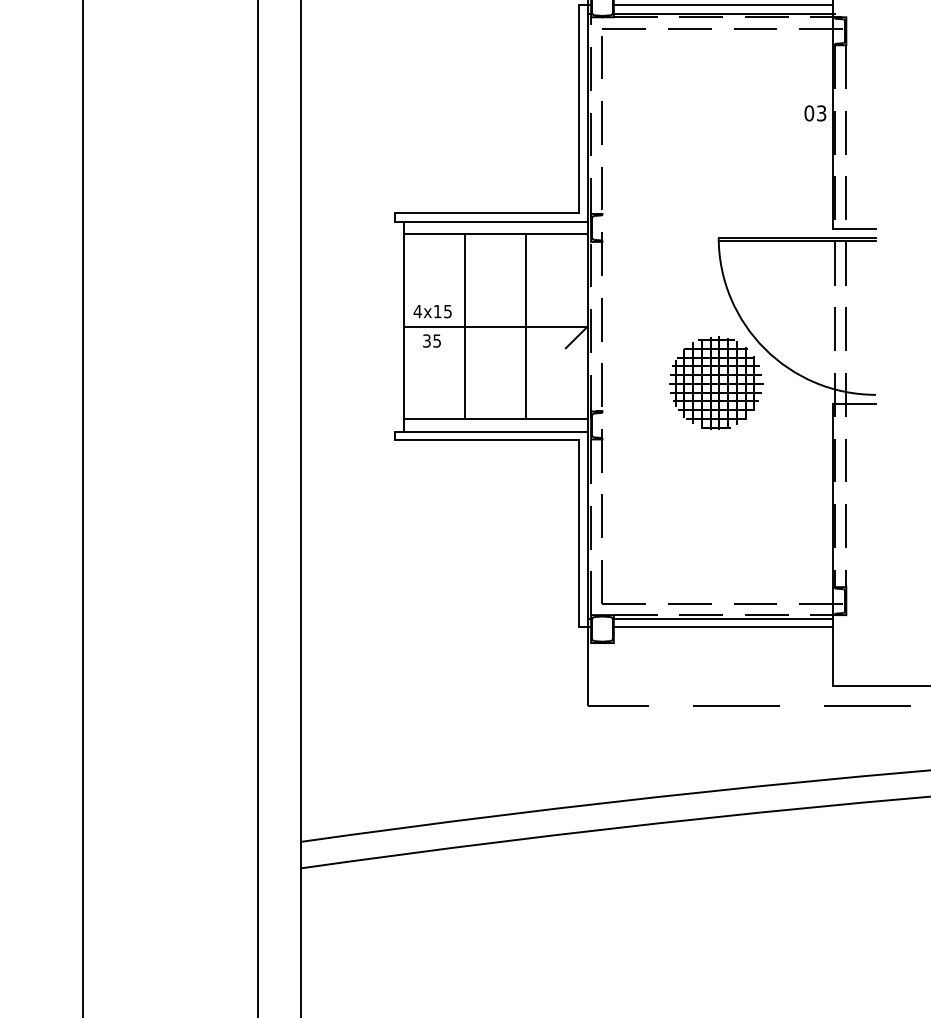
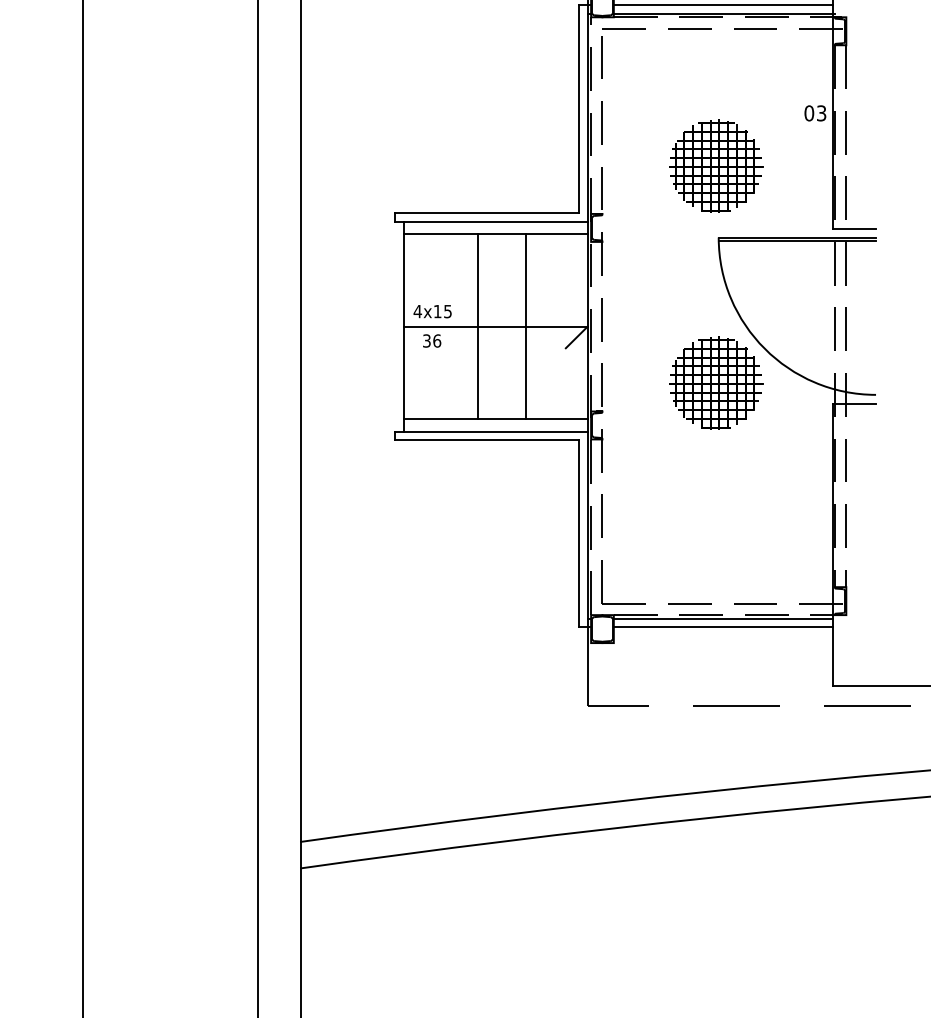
part: none -> present (716, 165)
line position: (465, 326) -> (478, 326) (478, 326)
text: 35 -> 36 (437, 340)
